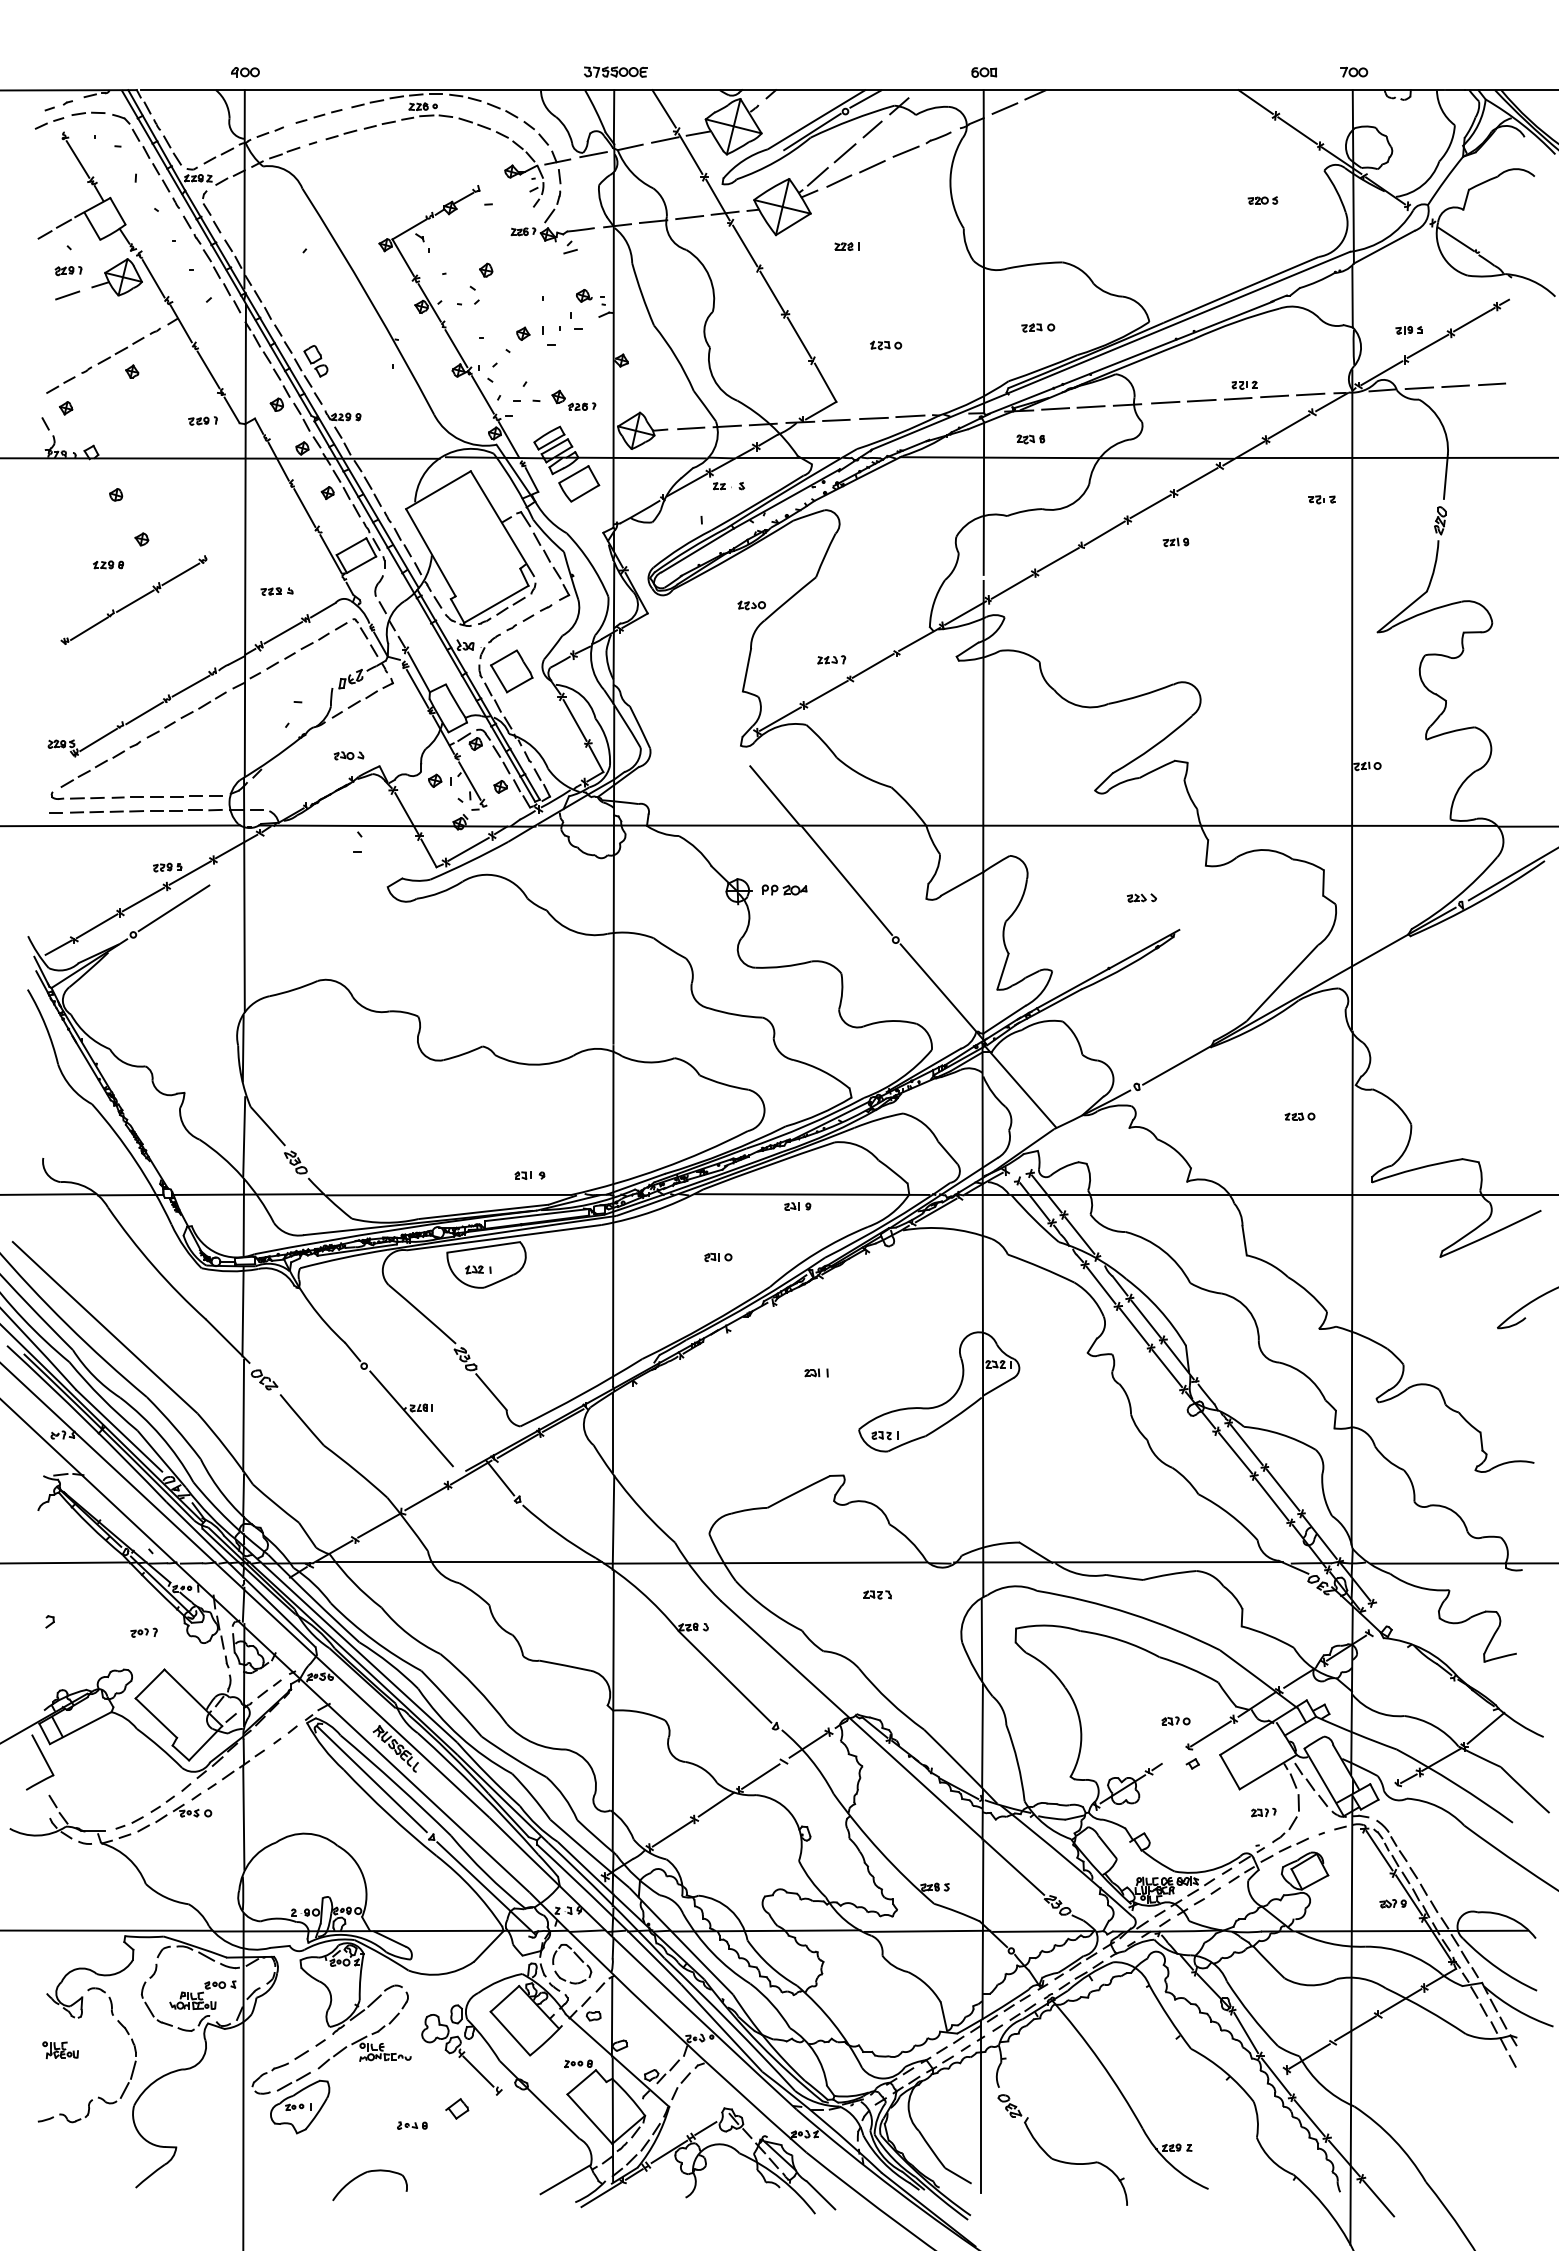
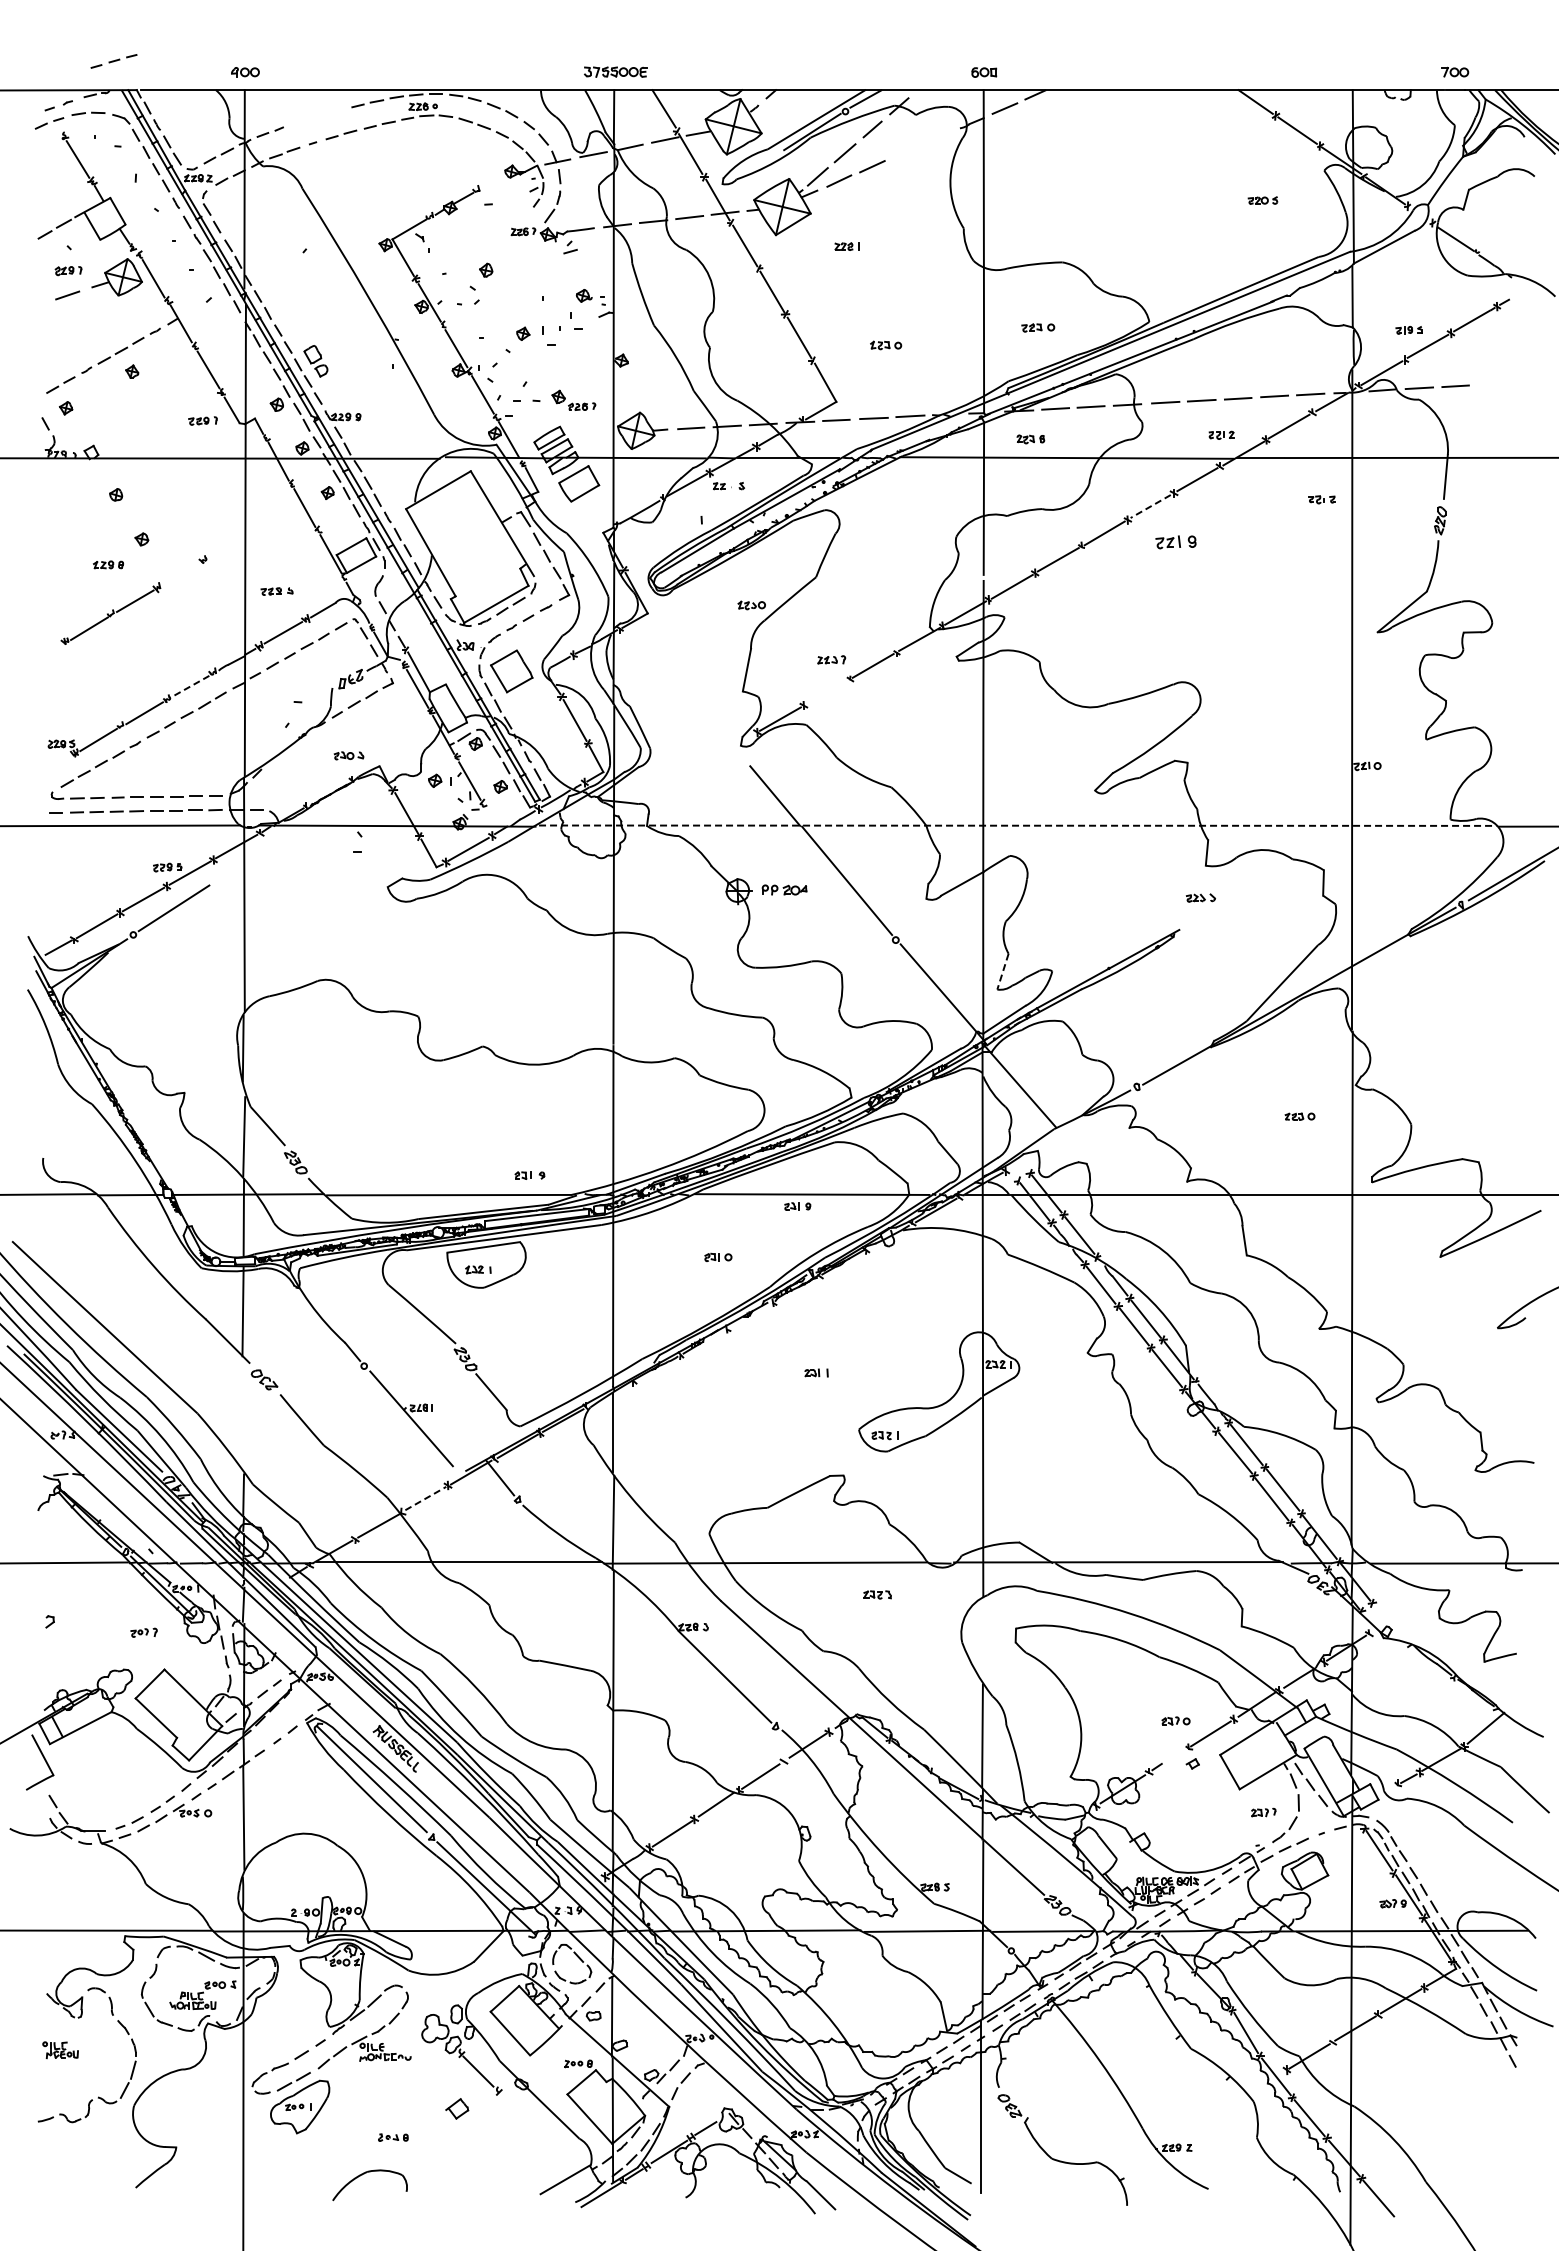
part position: (1354, 71) -> (1455, 71) (1455, 71)
part position: (318, 116) -> (113, 61) (113, 61)
part: present -> none (921, 144)
line: present -> none (1491, 383)
part position: (1244, 384) -> (1221, 434) (1221, 434)
line: solid -> dashed (1150, 506)
part size: 28x11 px -> 42x15 px (1175, 542)
line: present -> none (180, 574)
line: solid -> dashed (190, 686)
line: present -> none (826, 692)
line: solid -> dashed (1017, 825)
part position: (1141, 897) -> (1200, 897) (1200, 897)
line: solid -> dashed (1002, 971)
line: present -> none (243, 1415)
line: solid -> dashed (425, 1498)
line: present -> none (981, 1640)
part position: (412, 2125) -> (393, 2137) (393, 2137)
